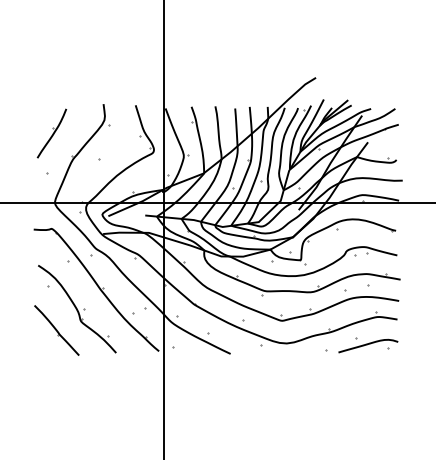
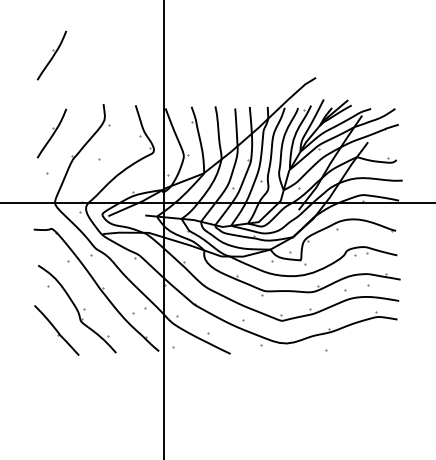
part: none -> present (51, 55)
part: present -> none (368, 345)
